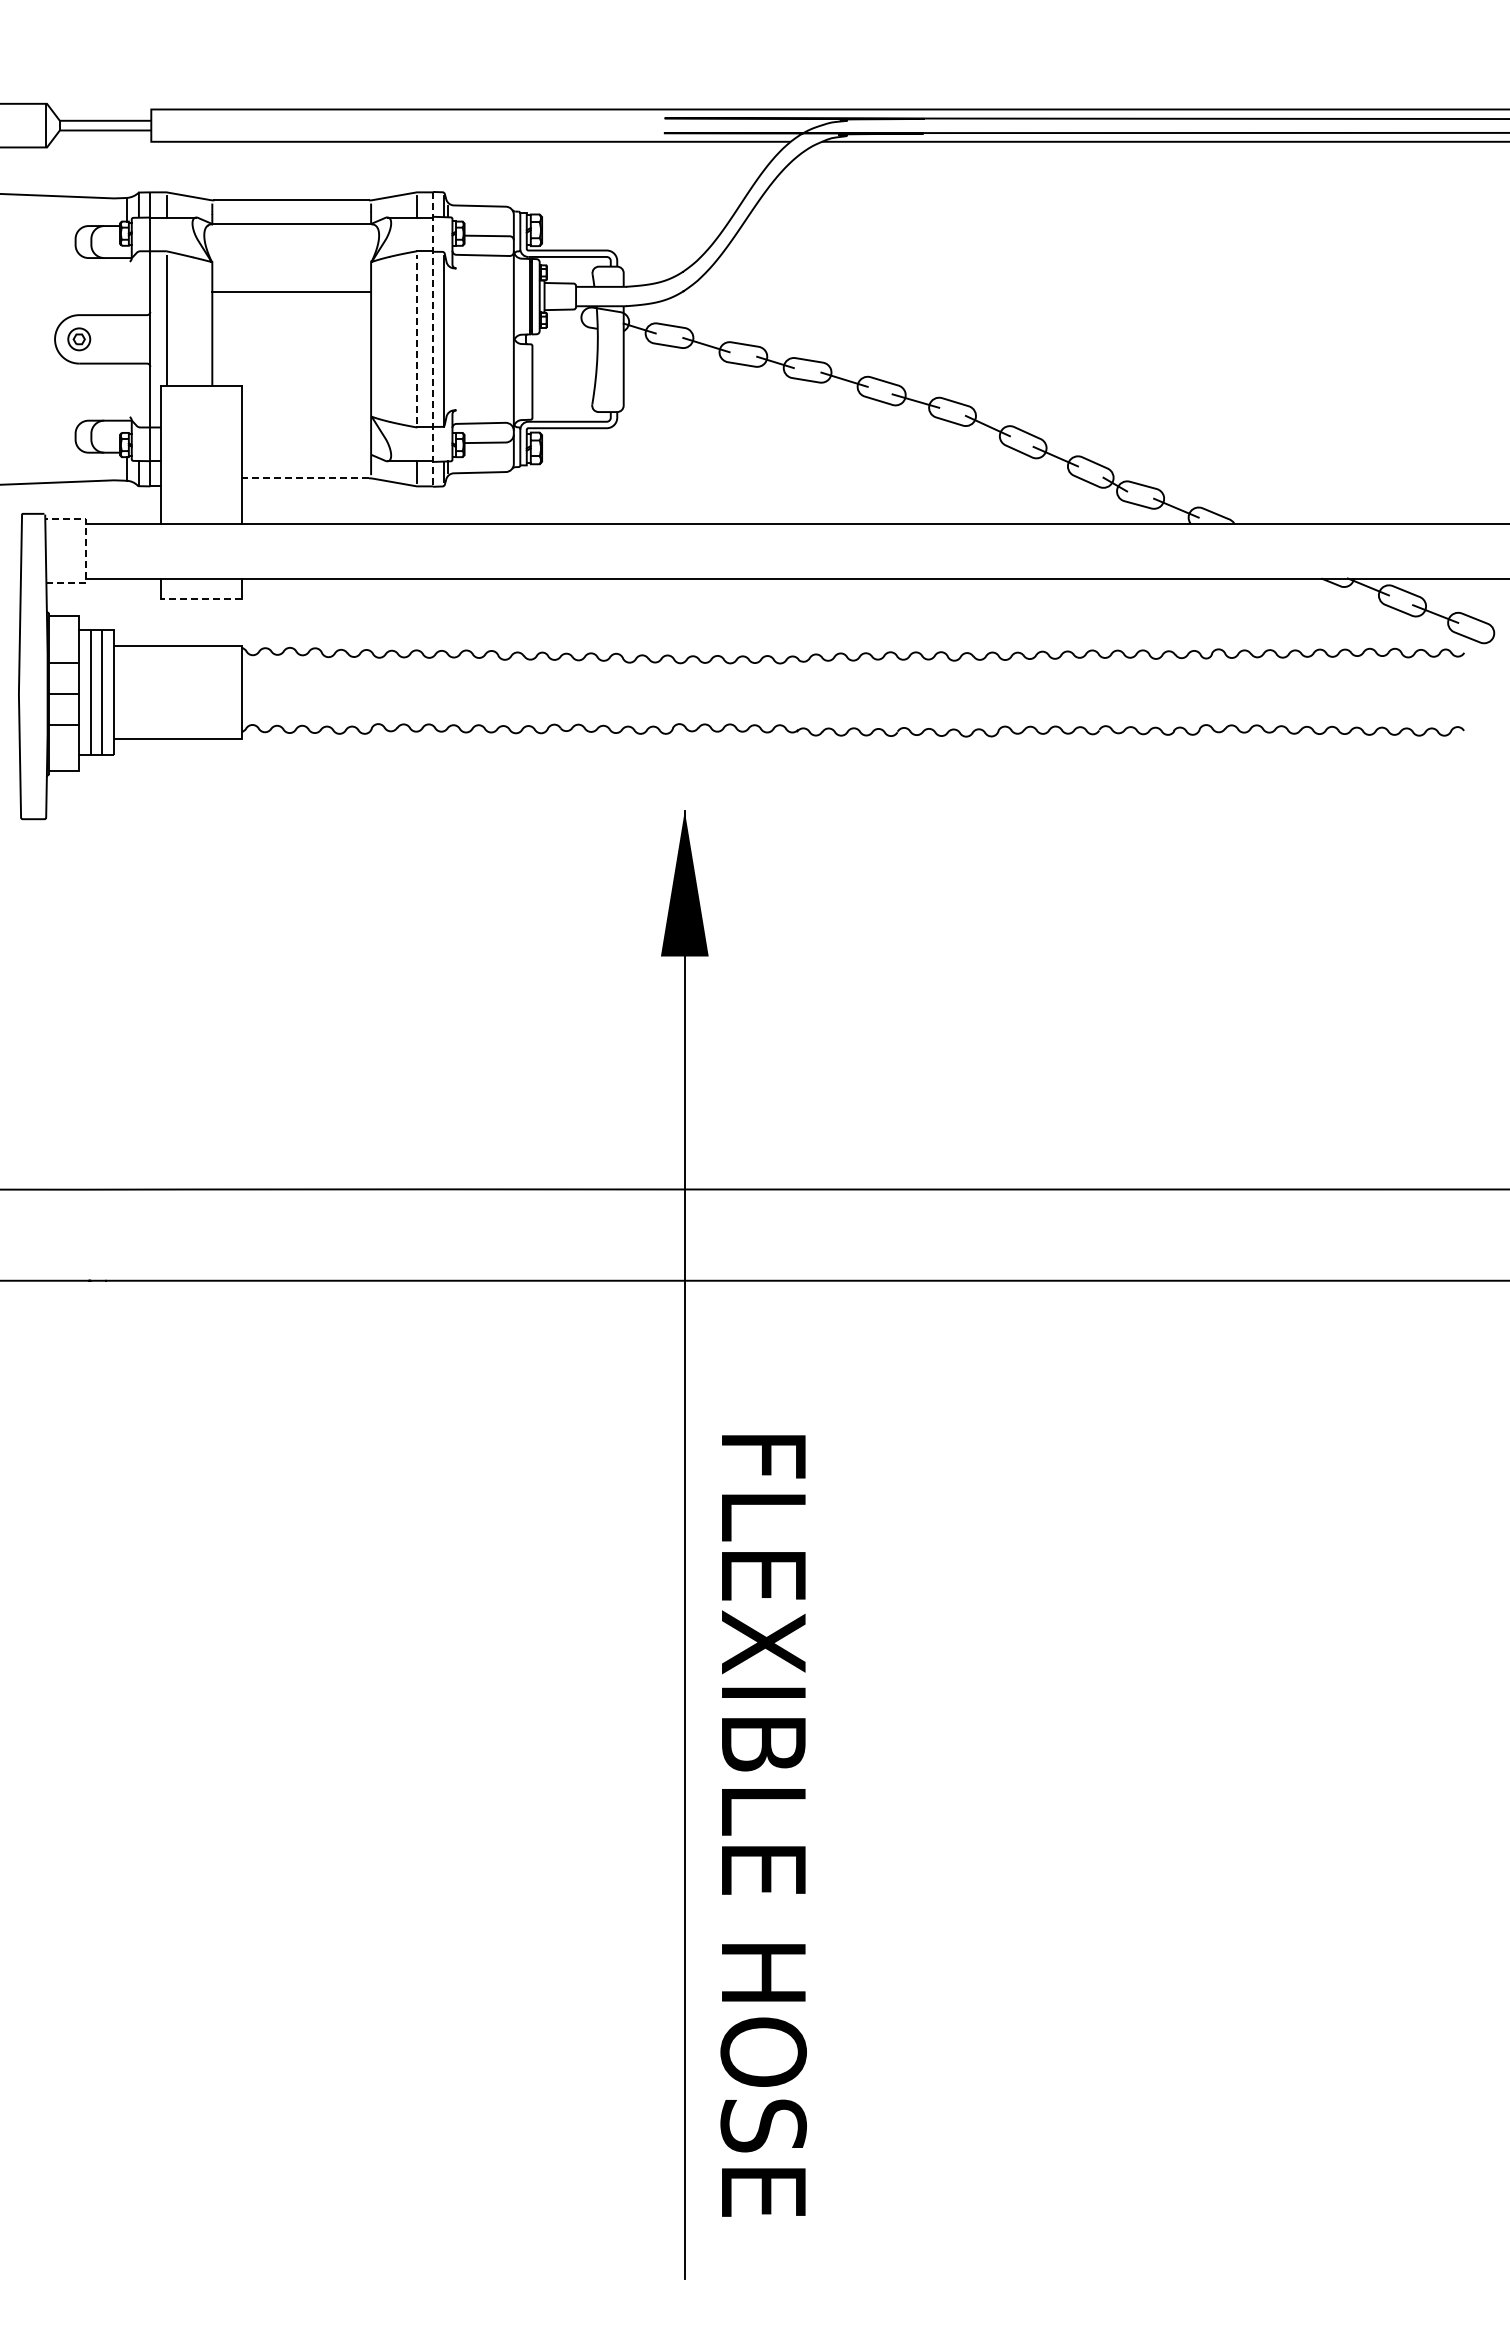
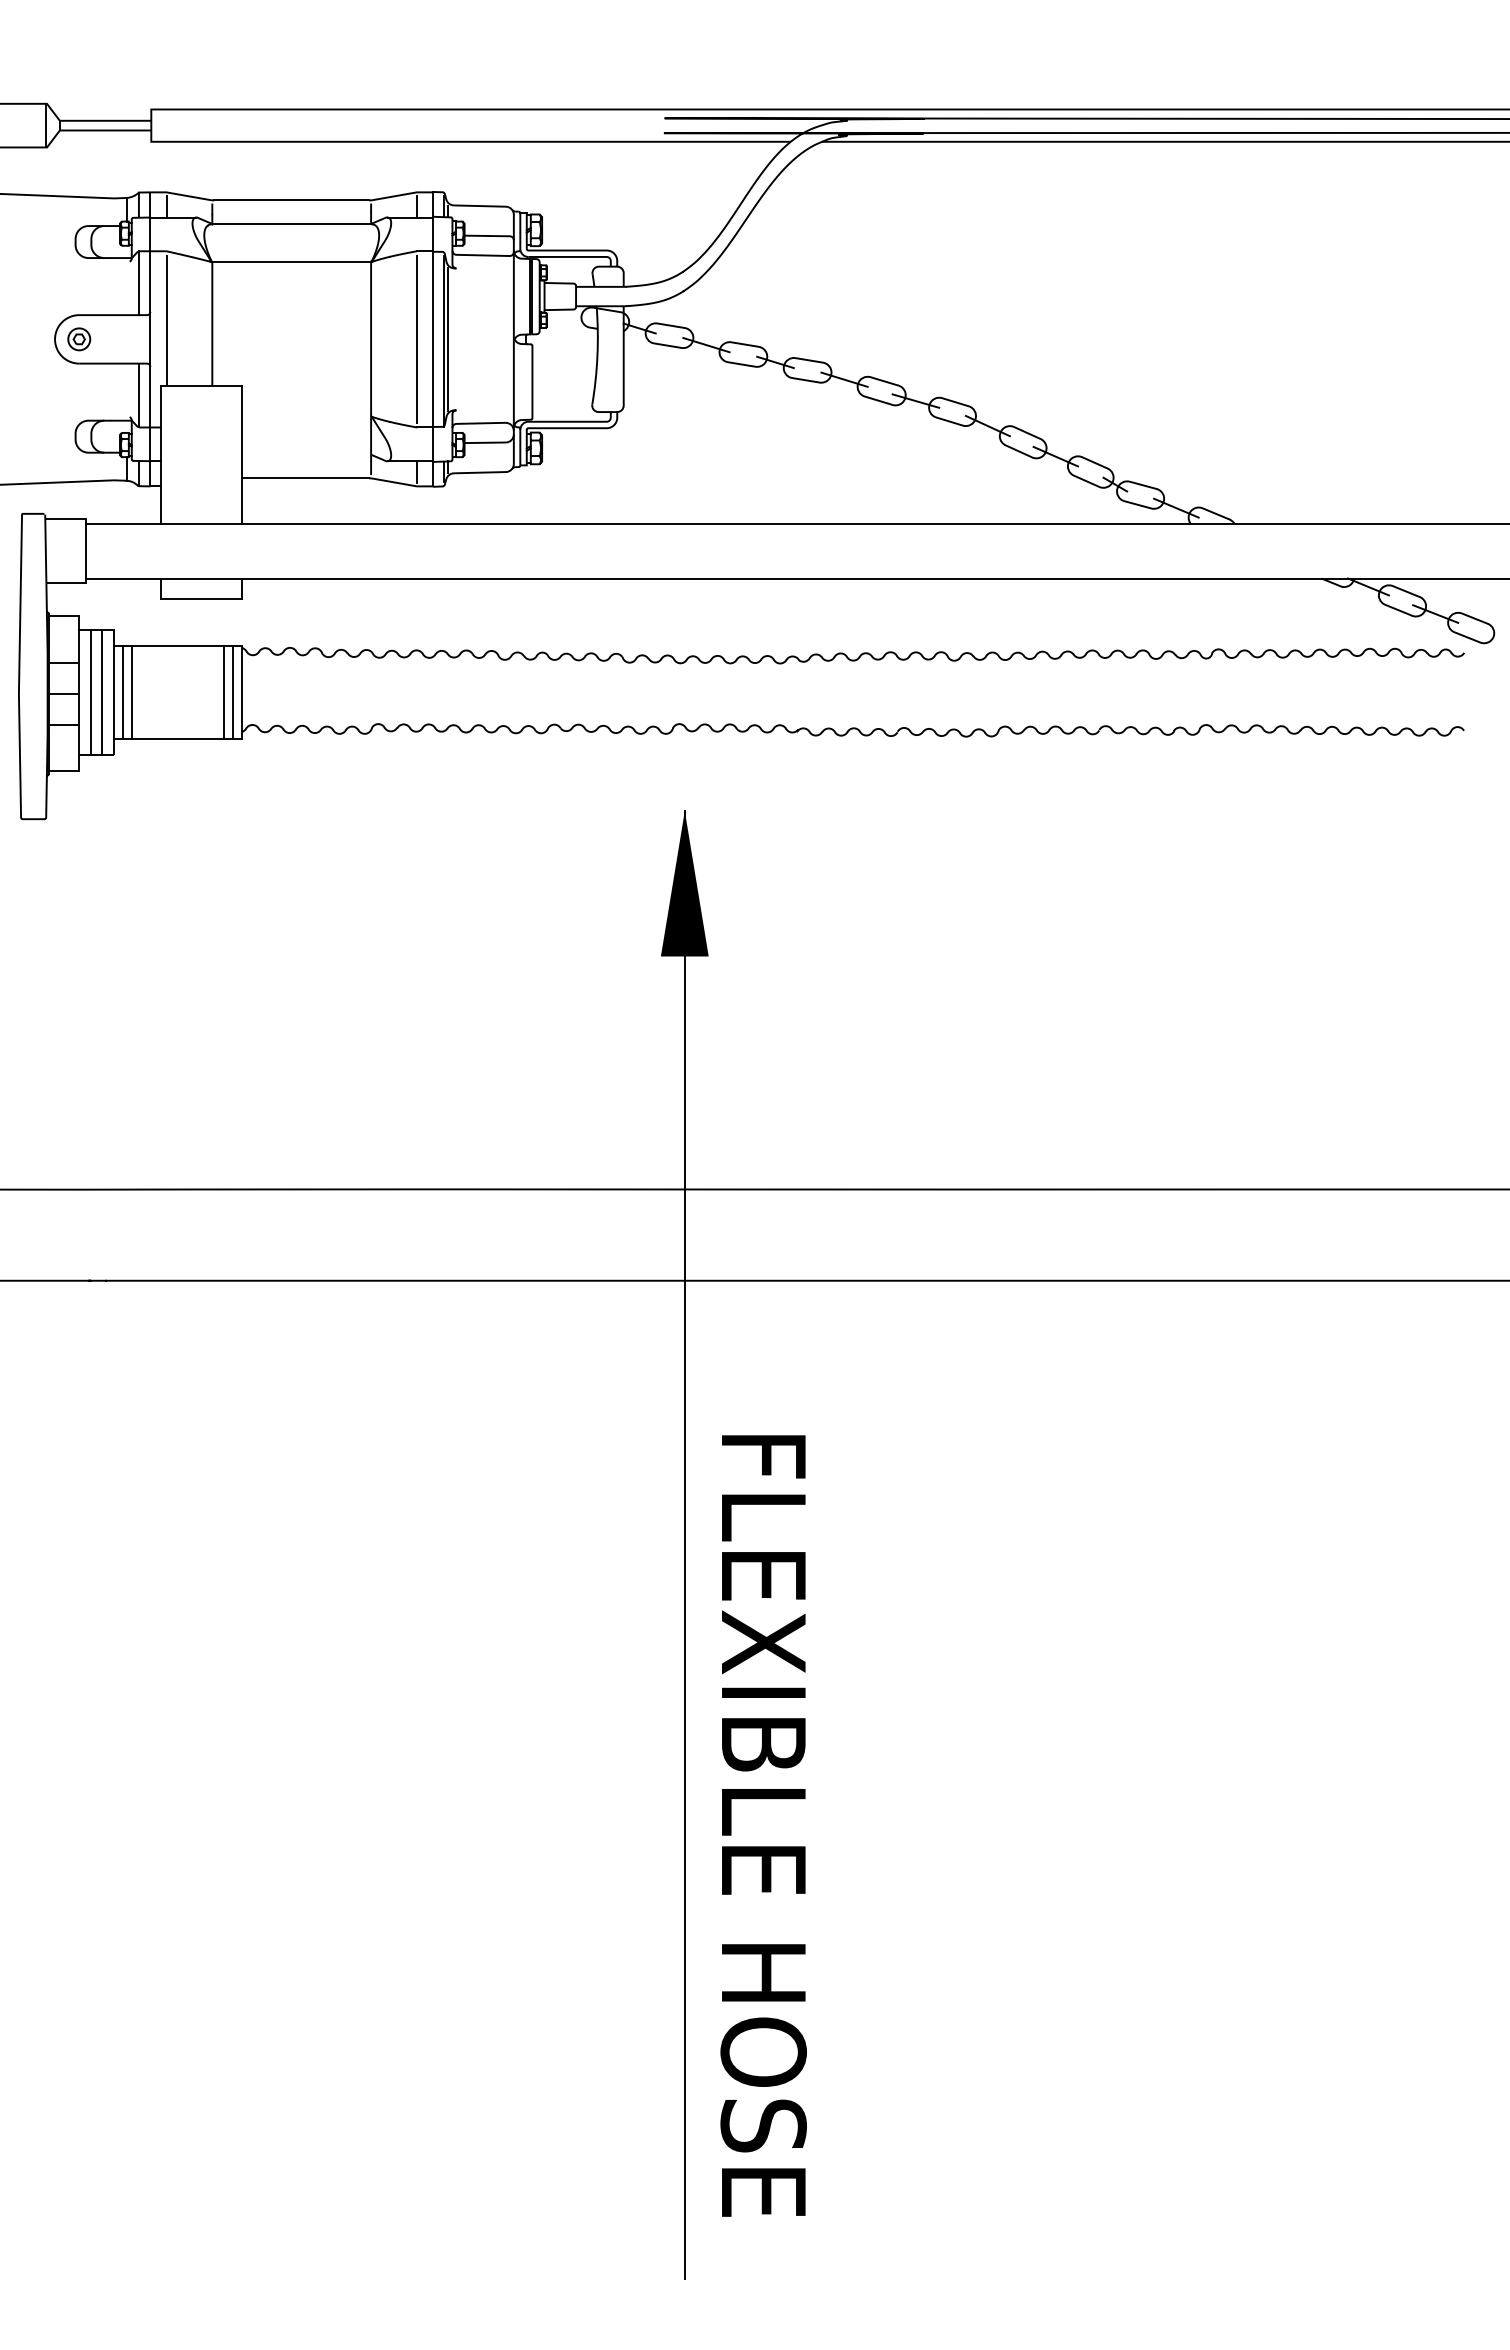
line: none -> present (138, 283)
line position: (291, 291) -> (291, 261) (291, 261)
line: dashed -> solid (416, 339)
line: dashed -> solid (433, 339)
line: none -> present (447, 339)
line: none -> present (138, 395)
line: dashed -> solid (305, 478)
line: dashed -> solid (86, 549)
line: dashed -> solid (200, 599)
line: none -> present (122, 692)
line: none -> present (131, 692)
line: none -> present (224, 692)
line: none -> present (232, 692)
